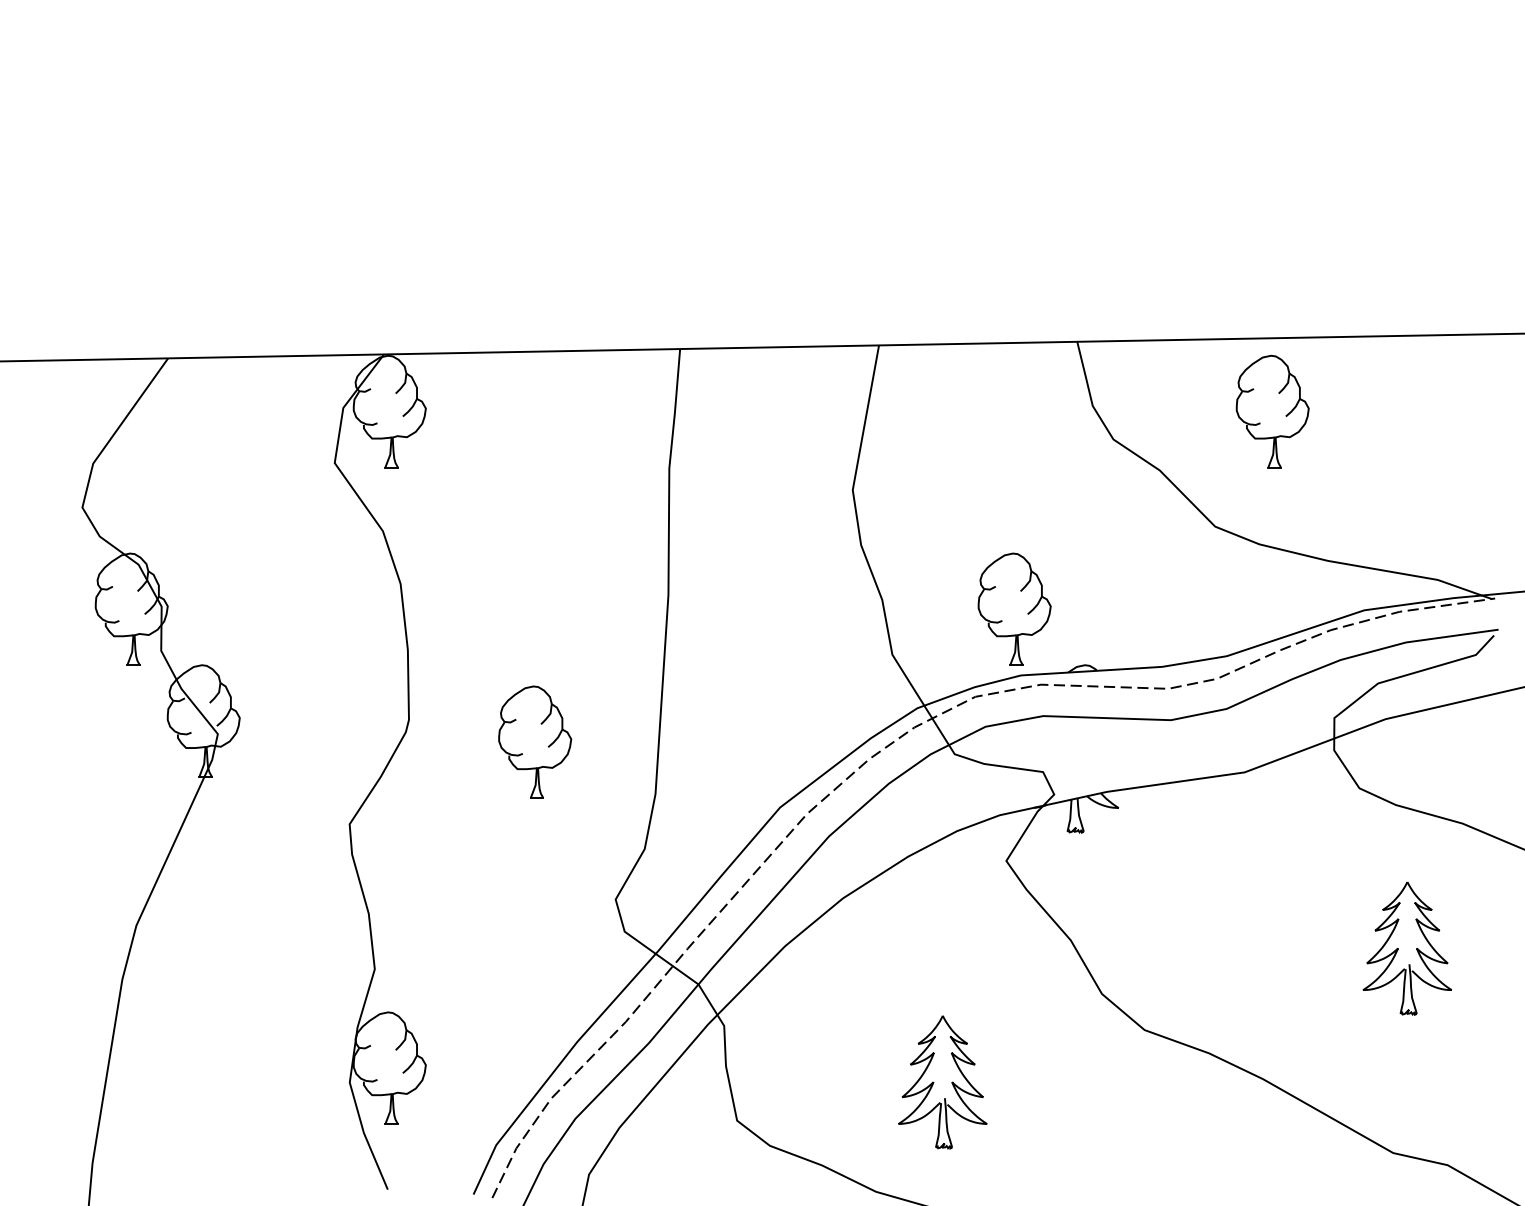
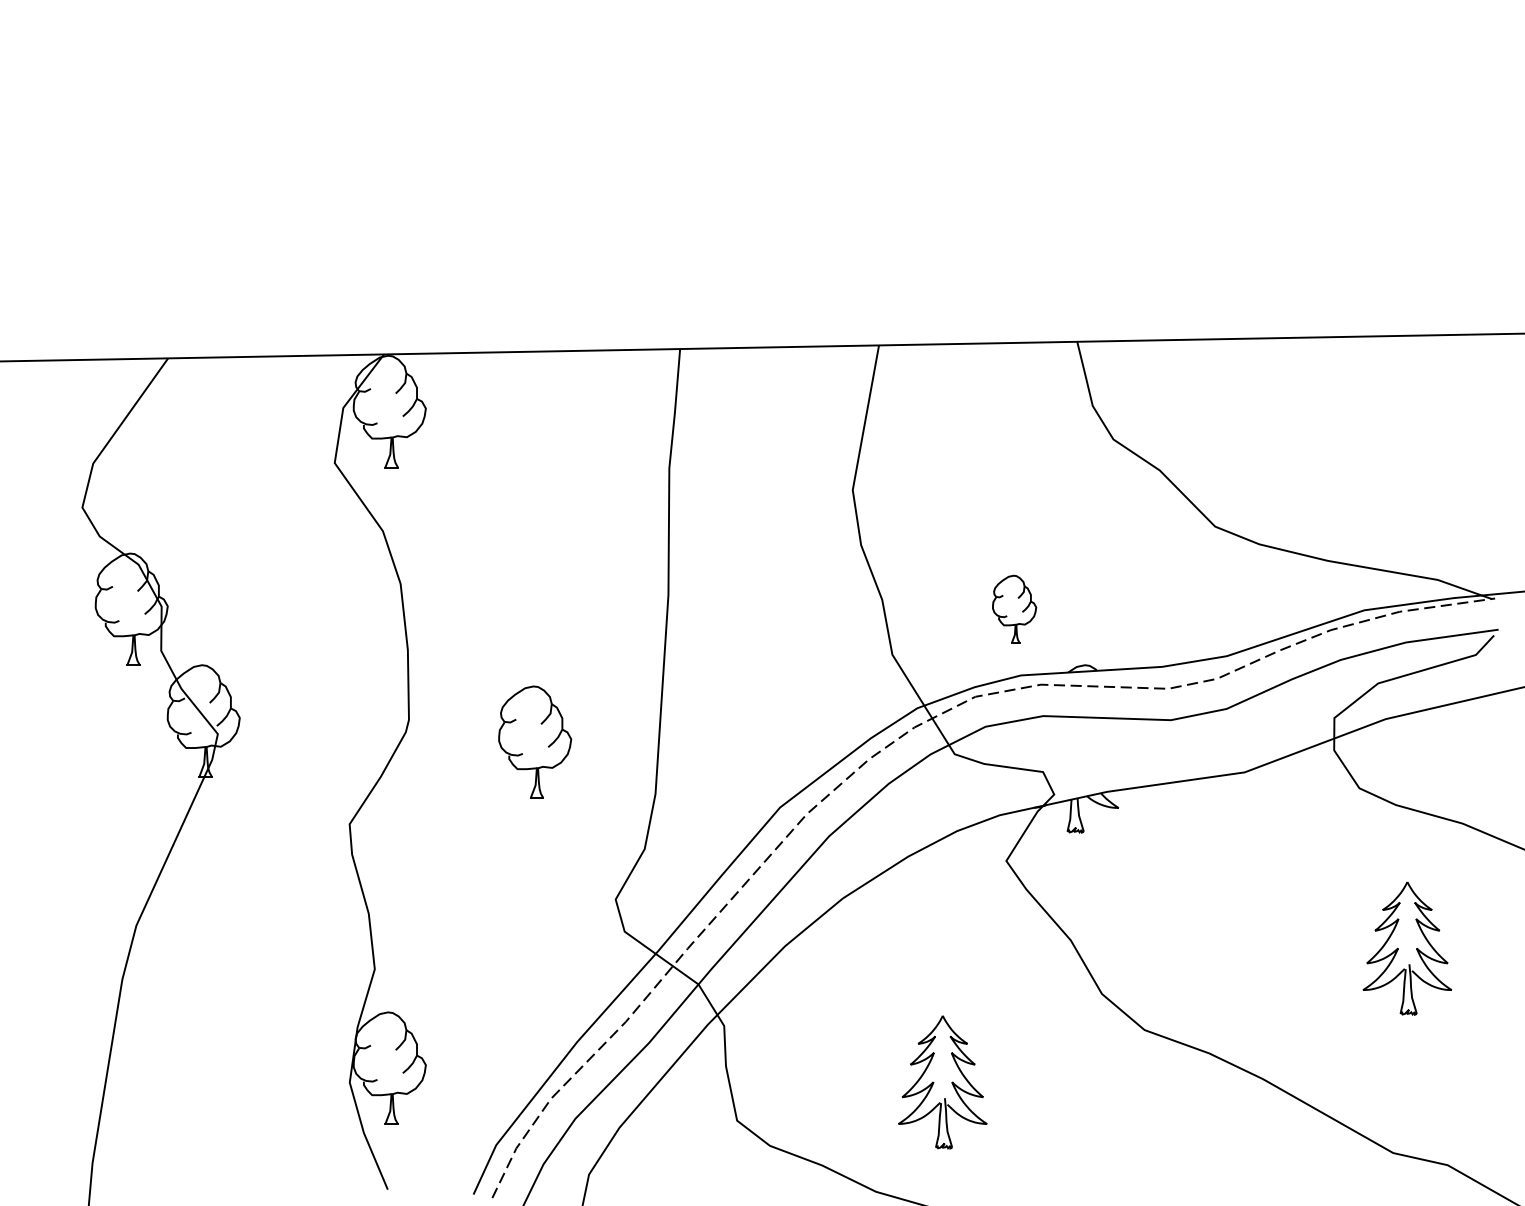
part: present -> none (1272, 411)
part size: 75x114 px -> 46x70 px (1014, 608)
